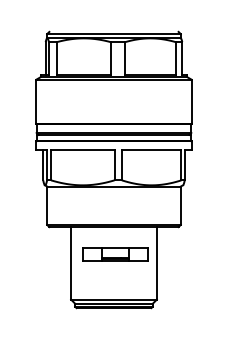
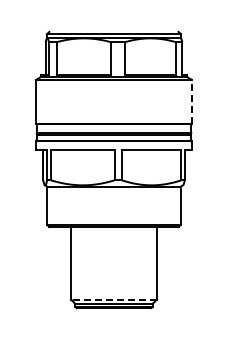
line: solid -> dashed (191, 101)
part: present -> none (115, 254)
line: solid -> dashed (114, 299)
